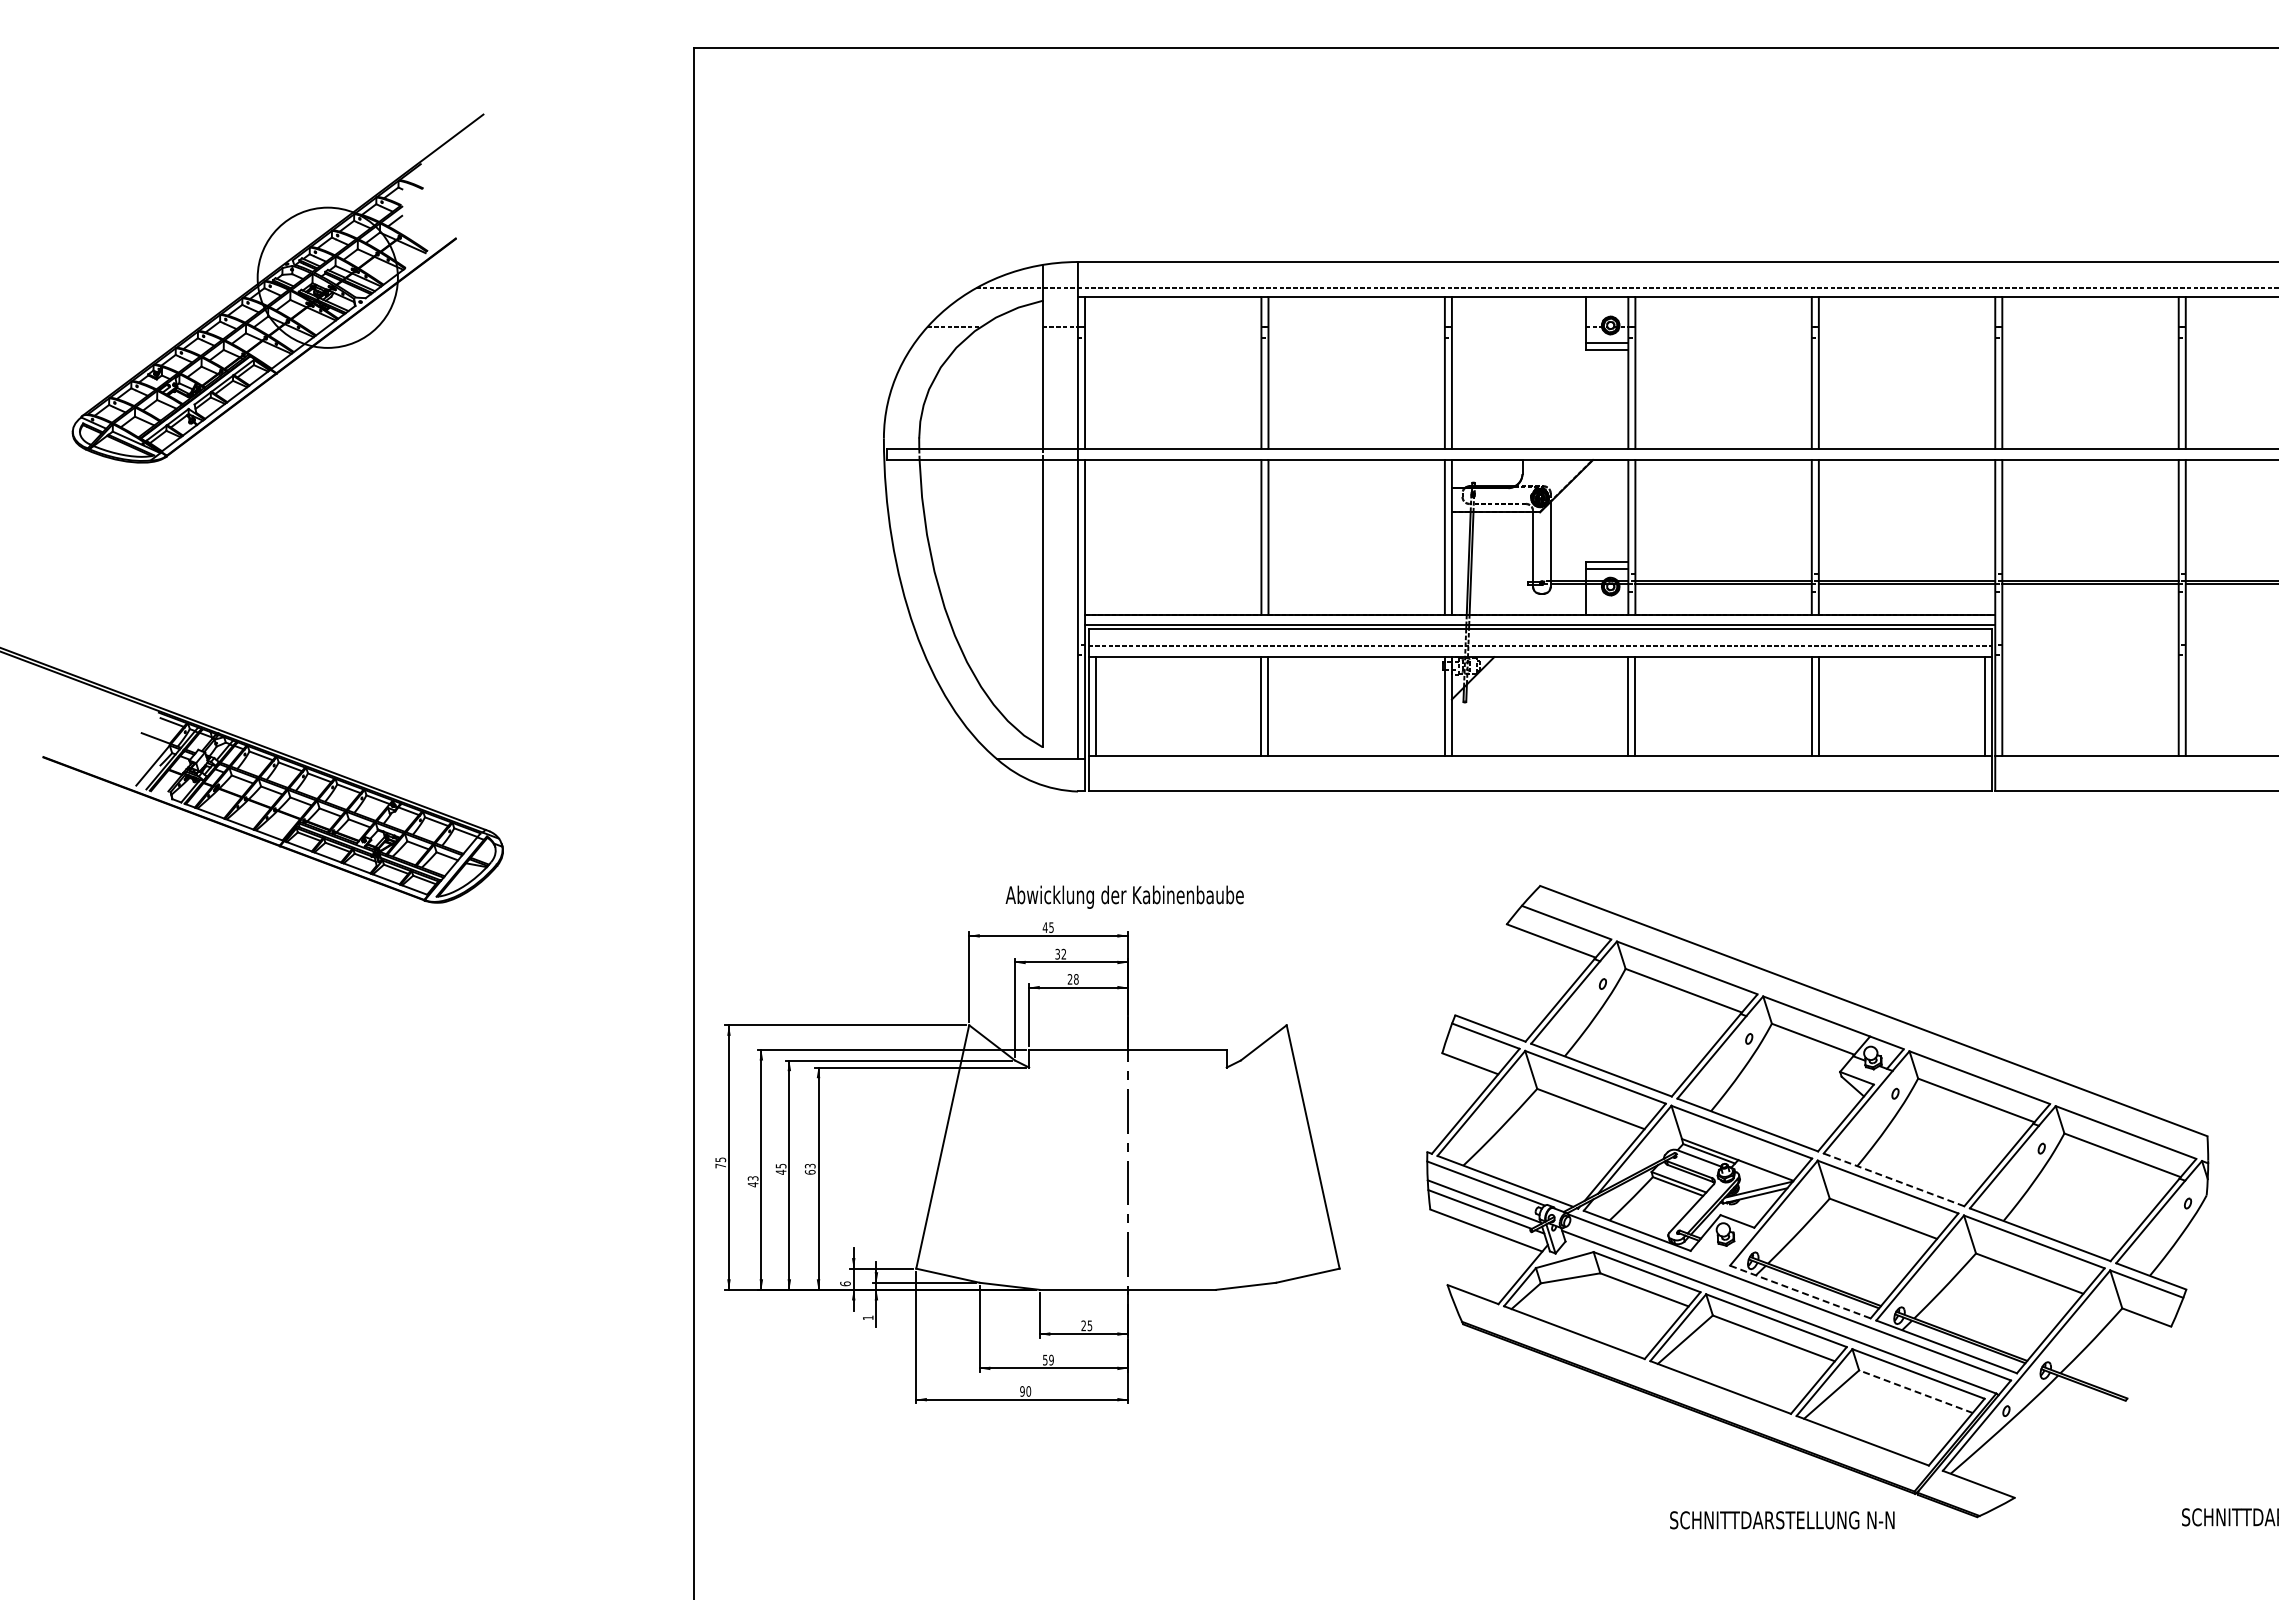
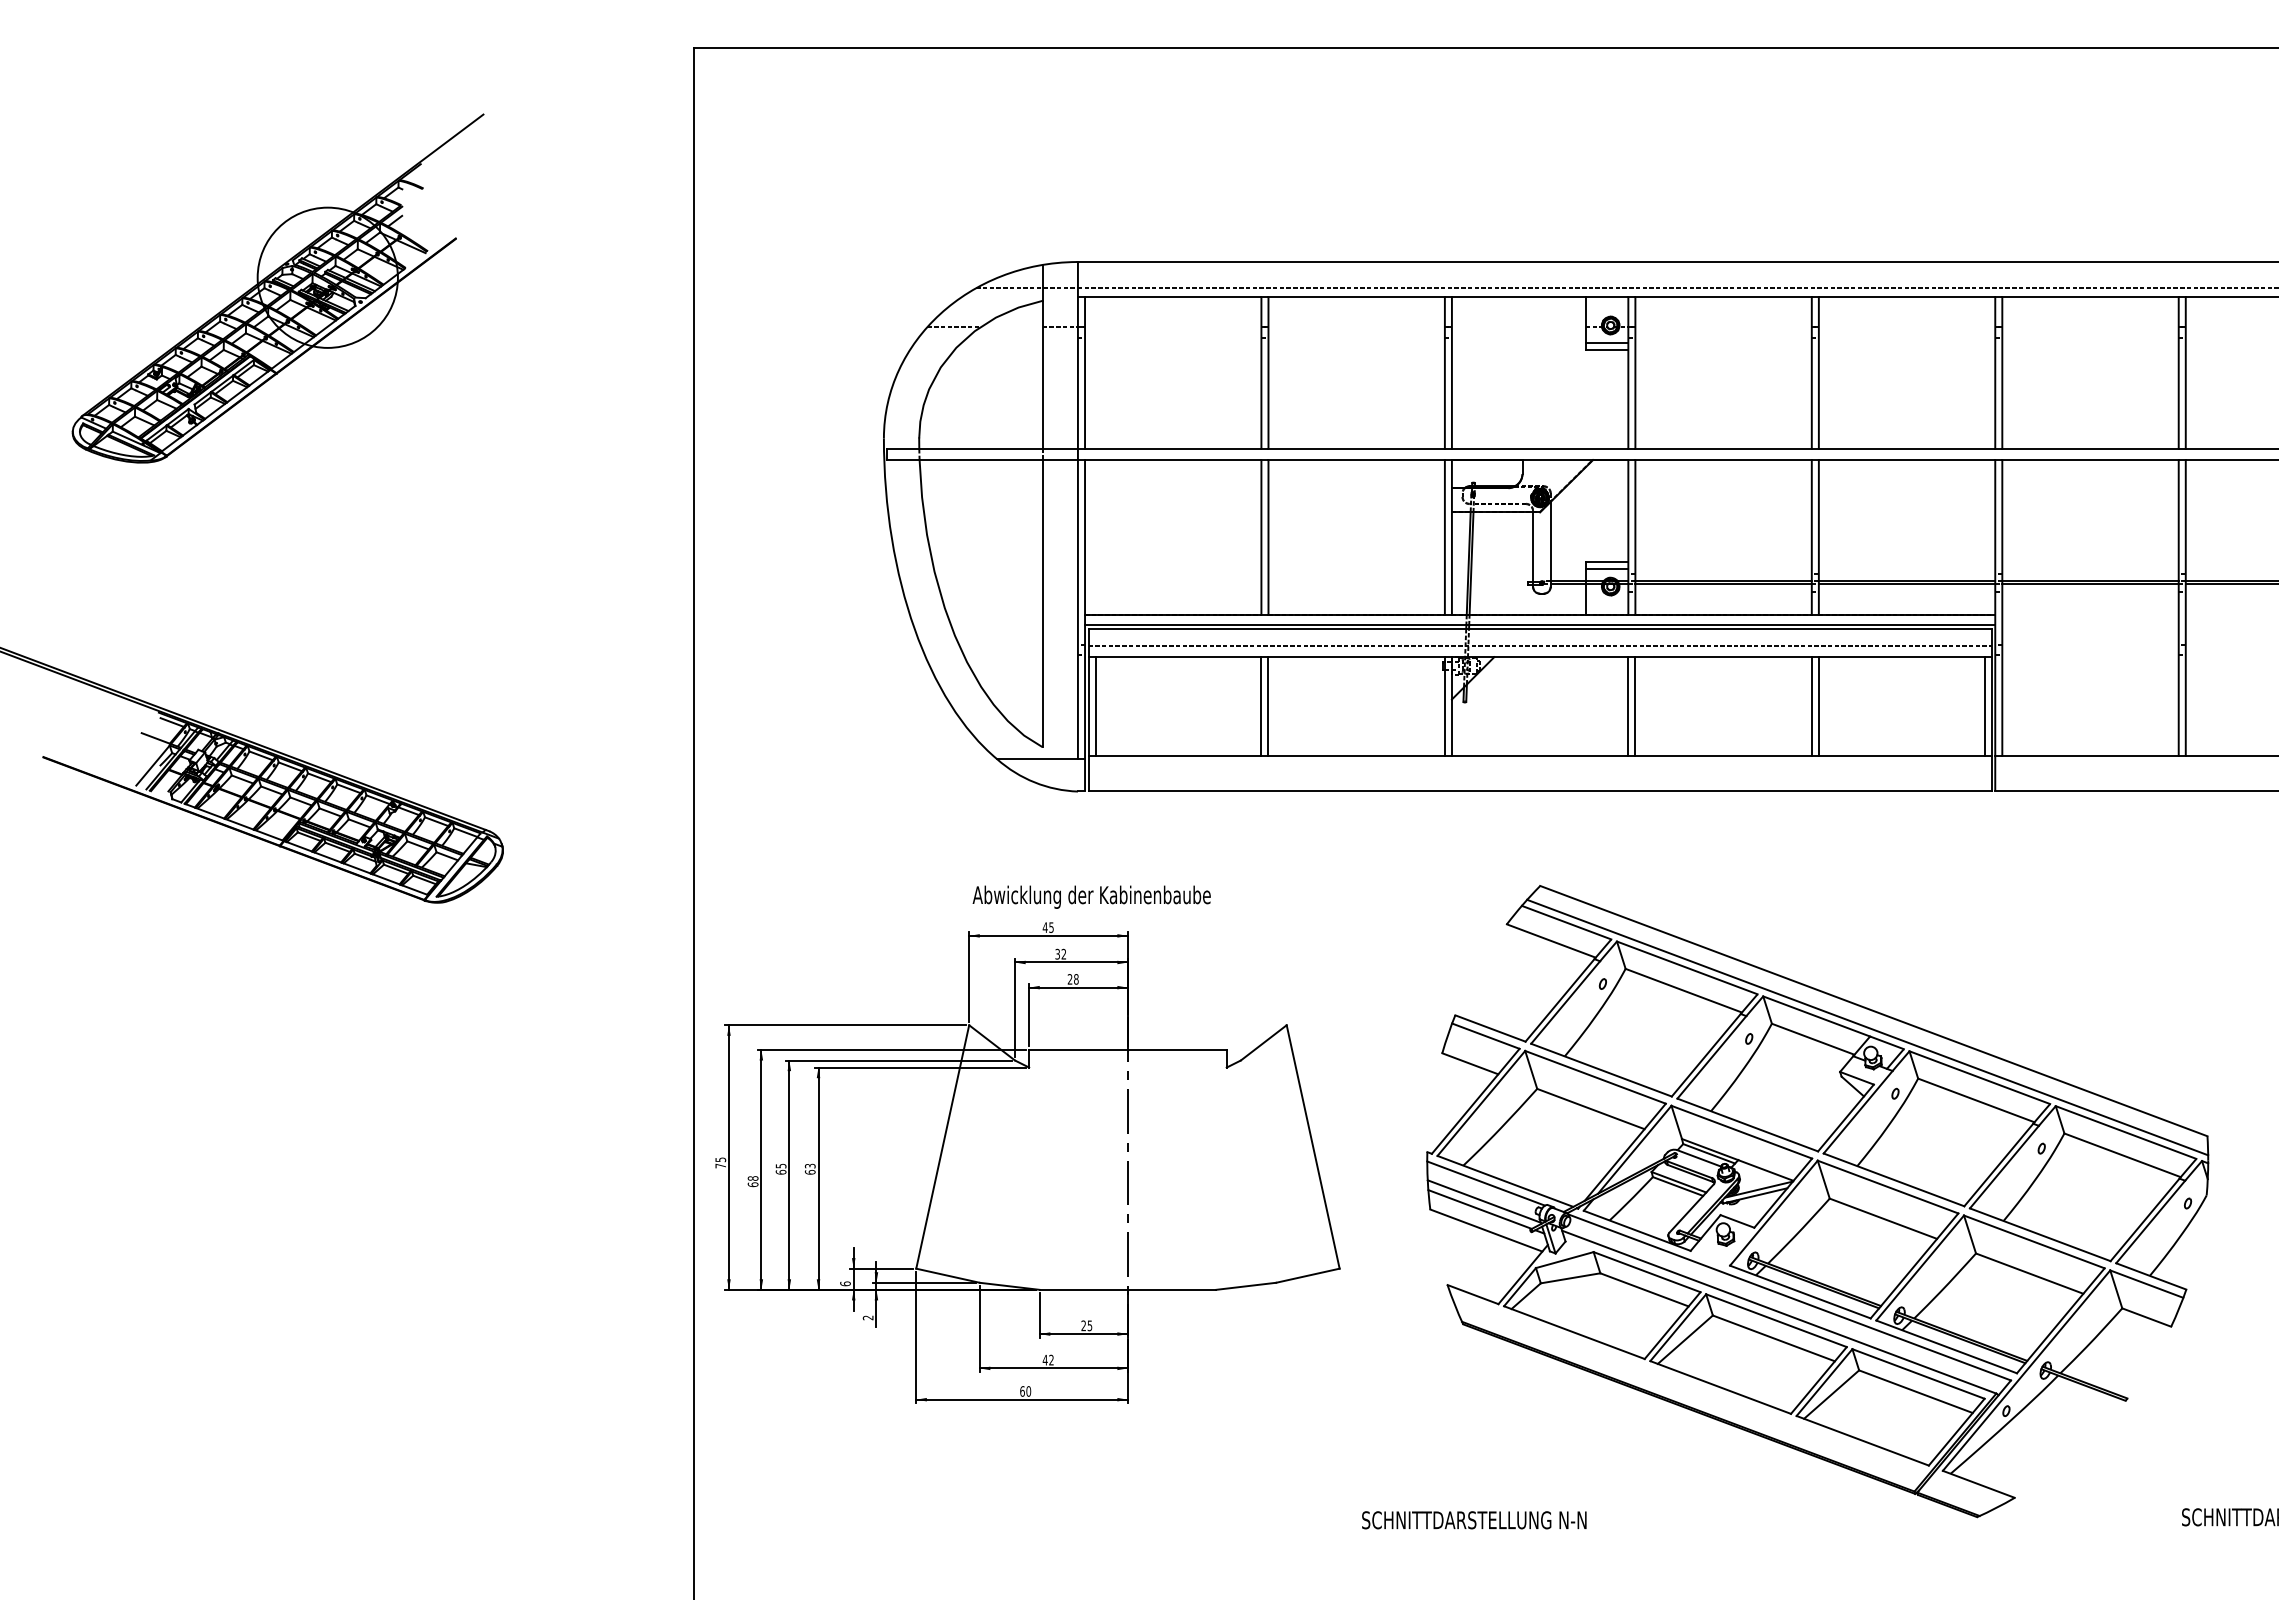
text position: (1124, 896) -> (1091, 896) (1091, 896)
line: none -> present (1867, 1027)
text: 45 -> 65 (780, 1171)
line: dashed -> solid (1893, 1179)
text: 43 -> 68 (752, 1181)
line: dashed -> solid (1800, 1292)
text: 1 -> 2 (867, 1317)
text: 59 -> 42 (1047, 1359)
text: 90 -> 60 (1022, 1391)
line: dashed -> solid (1915, 1391)
text position: (1782, 1520) -> (1474, 1520) (1474, 1520)
